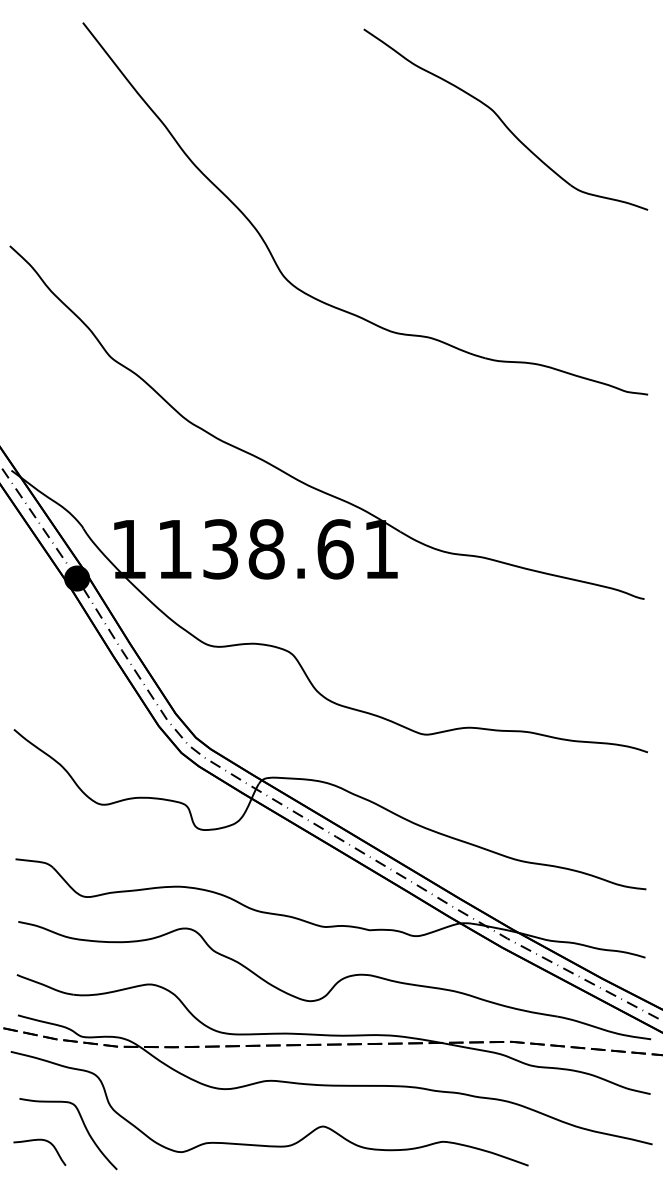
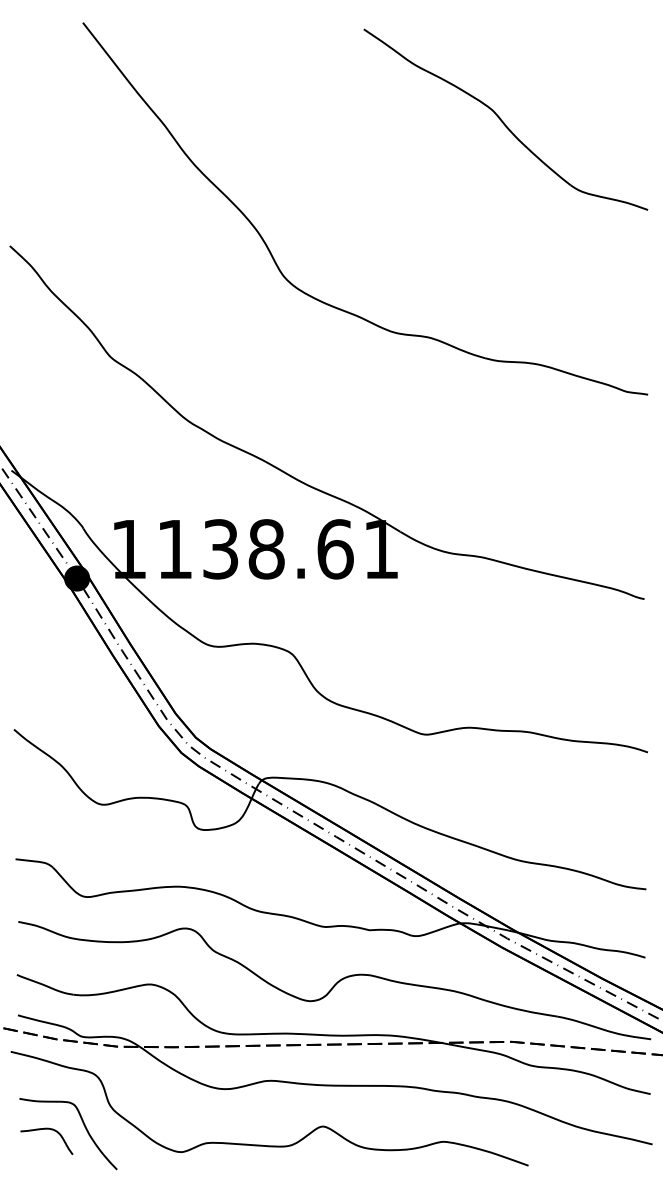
curve position: (39, 1140) -> (46, 1129) (46, 1129)
